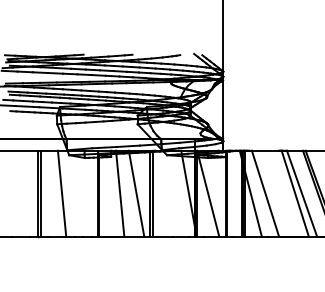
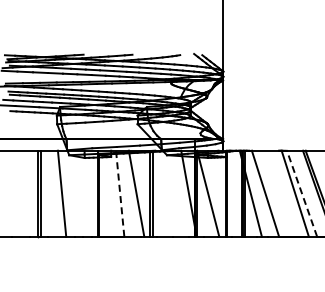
line: solid -> dashed (120, 193)
line: solid -> dashed (302, 193)
